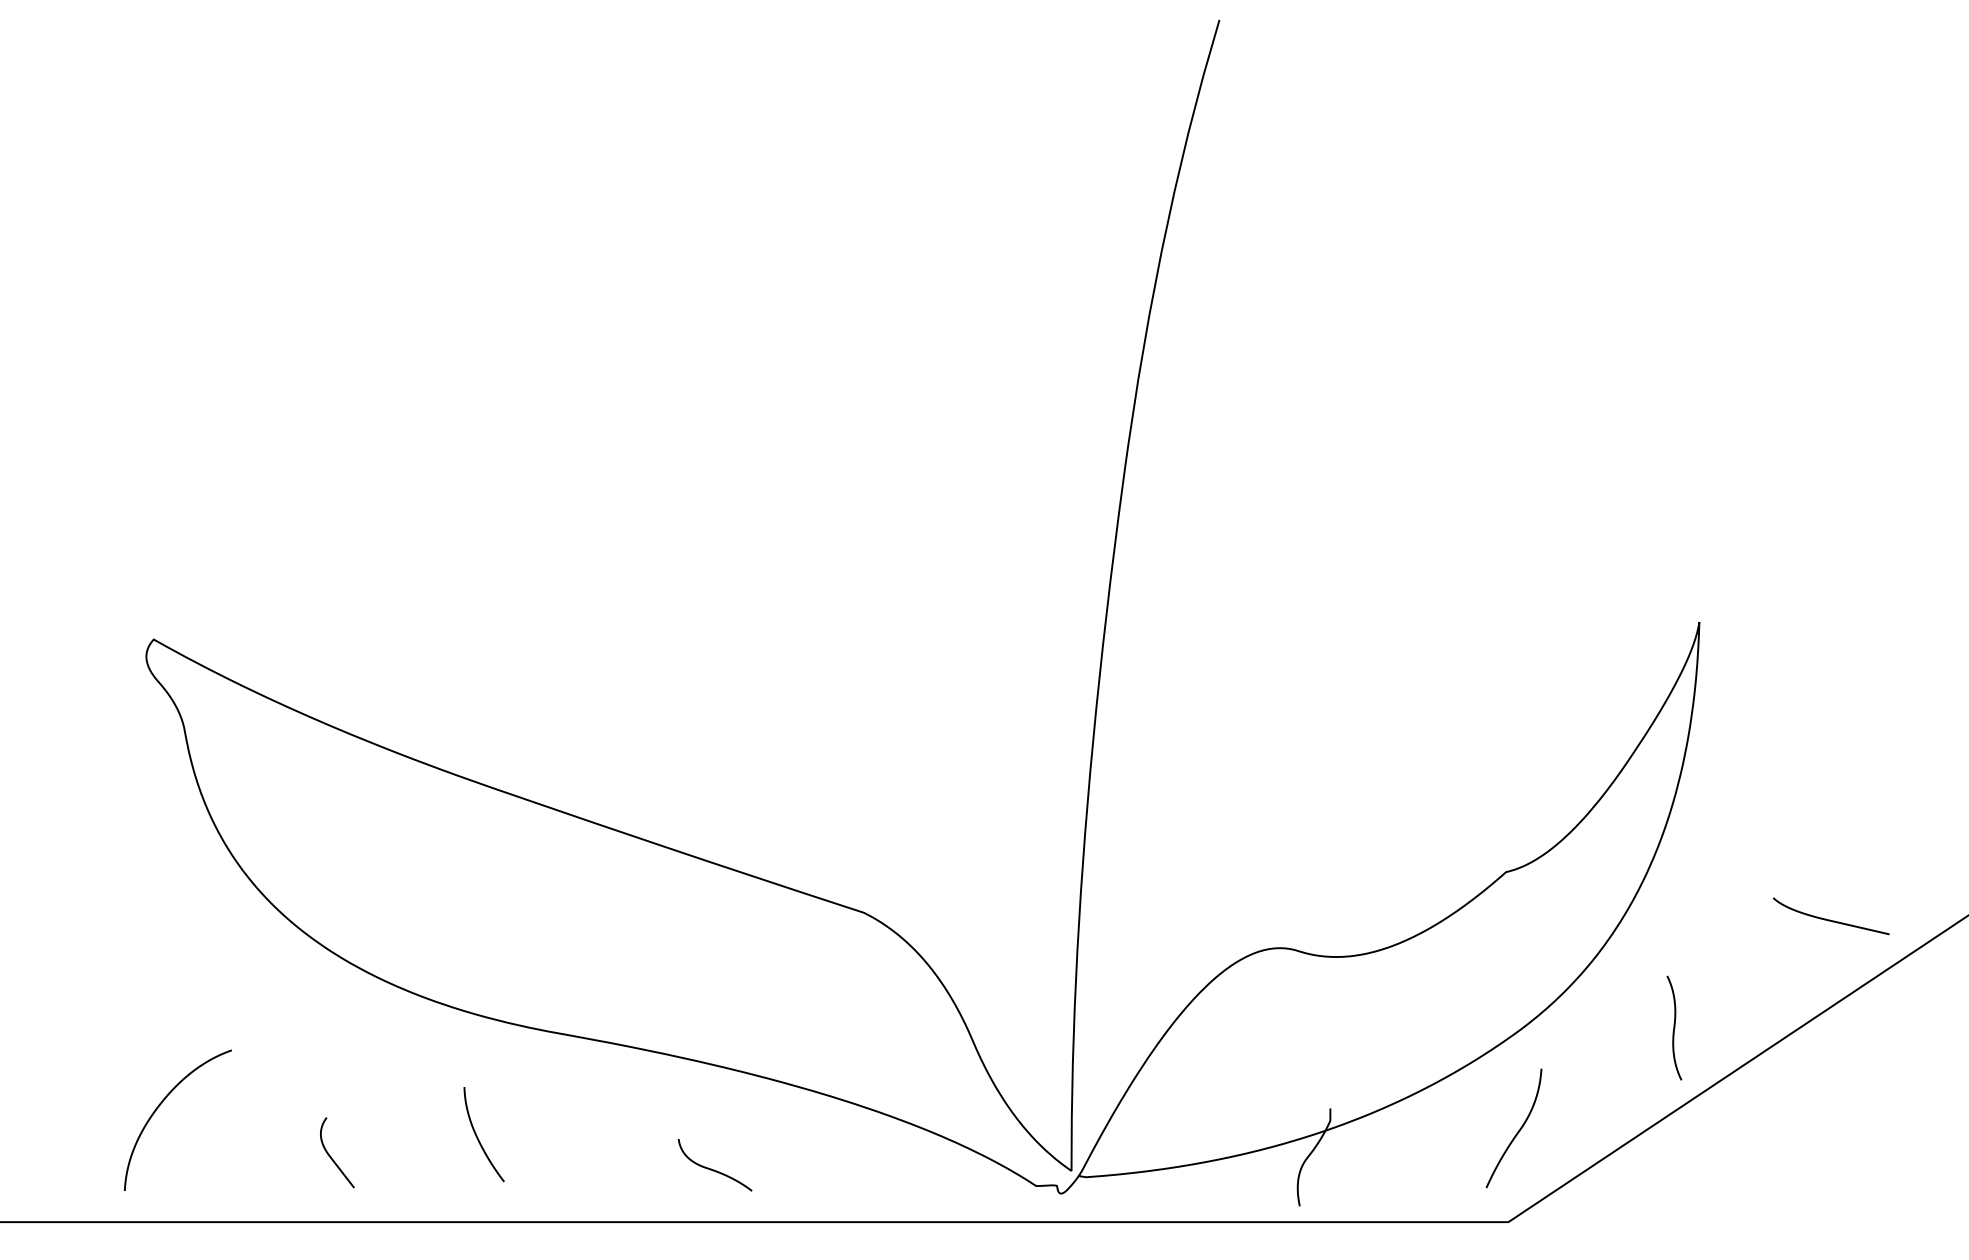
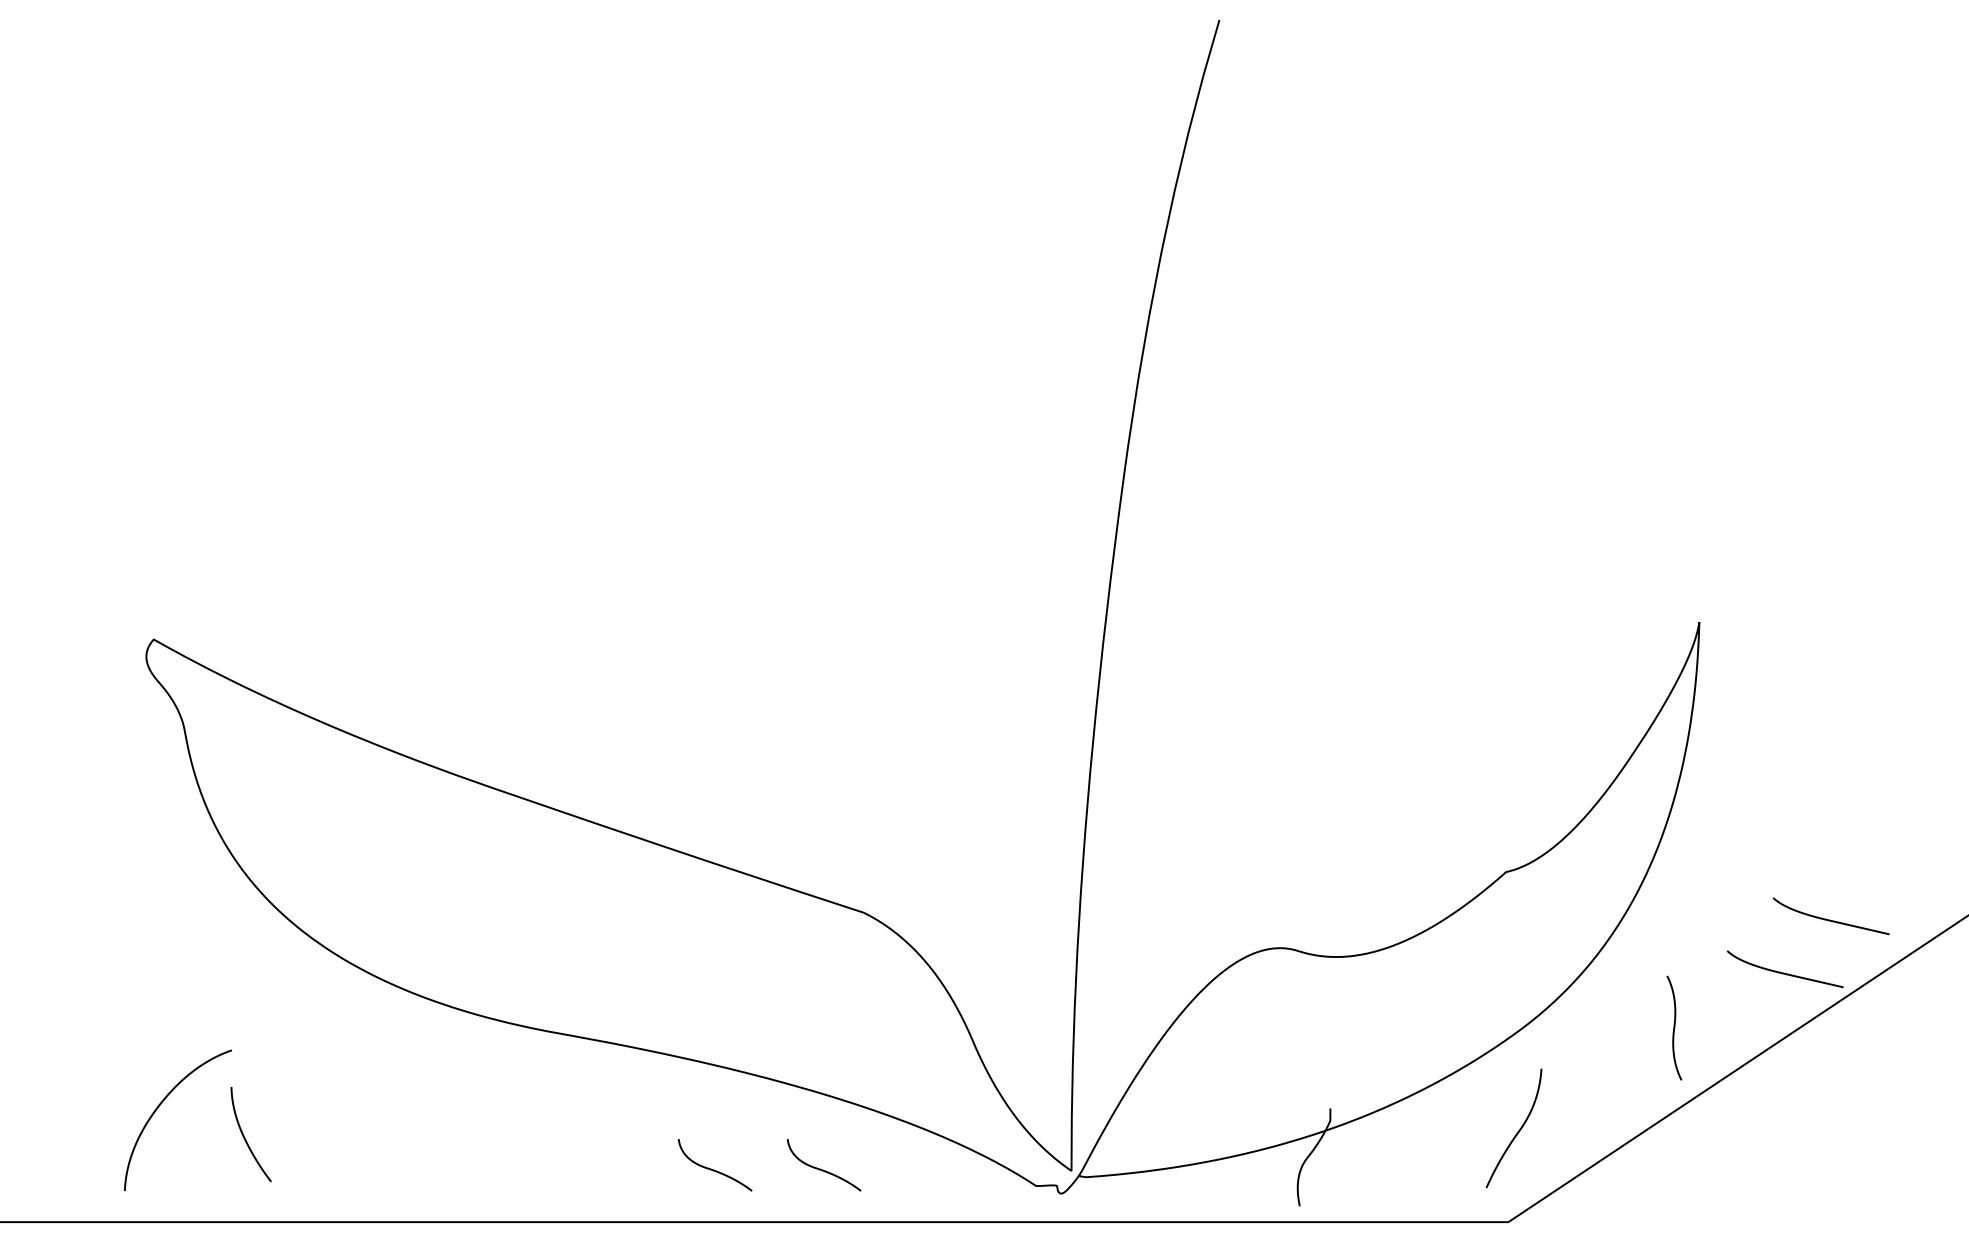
curve: none -> present (1784, 972)
curve position: (478, 1137) -> (245, 1137) (245, 1137)
curve: present -> none (331, 1156)
curve: none -> present (823, 1169)
